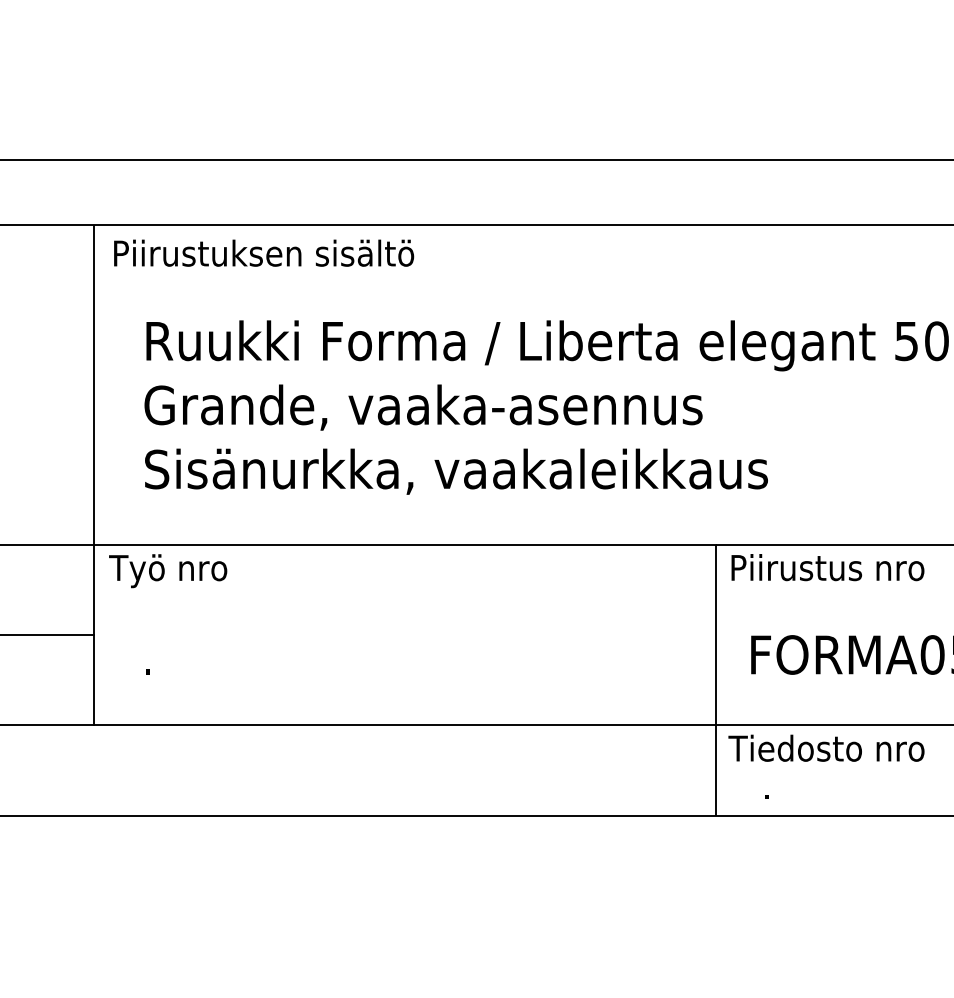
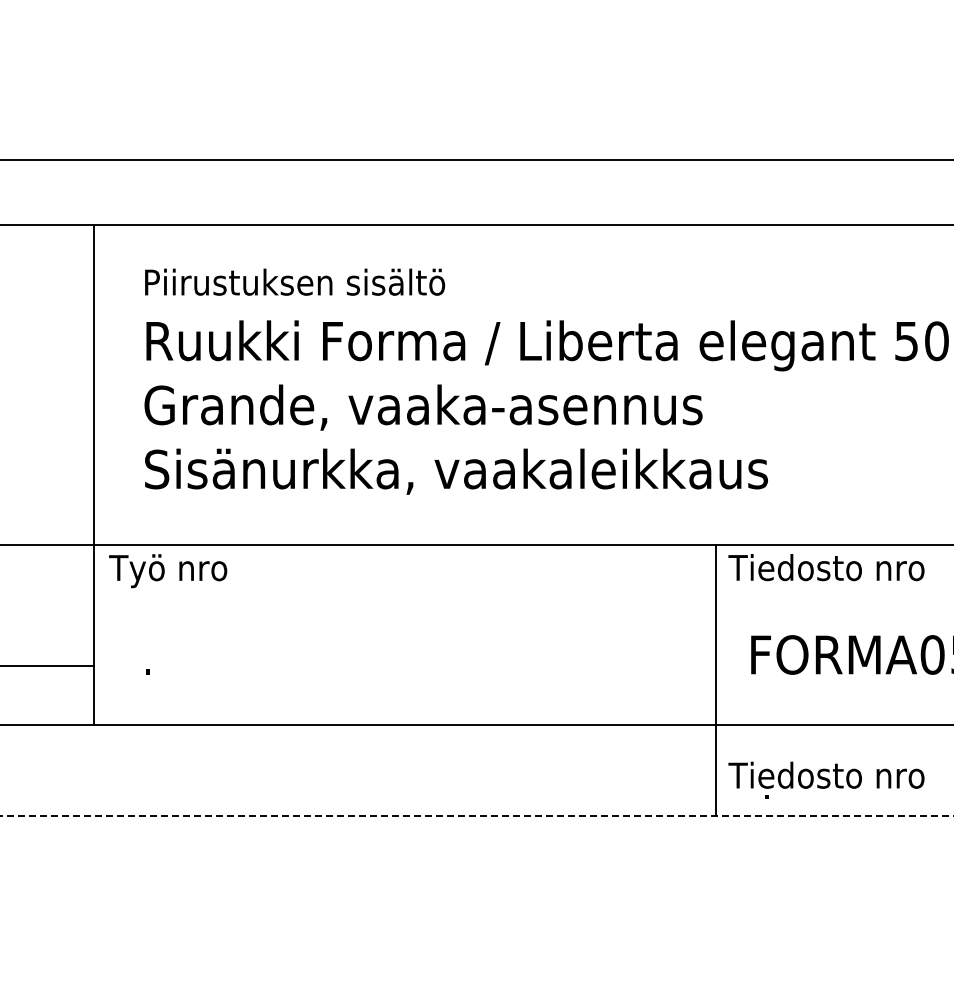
text position: (264, 252) -> (295, 281) (295, 281)
text: Piirustus nro -> Tiedosto nro (826, 567)
line position: (47, 634) -> (47, 665) (47, 665)
text position: (826, 747) -> (826, 774) (826, 774)
line: solid -> dashed (476, 815)
